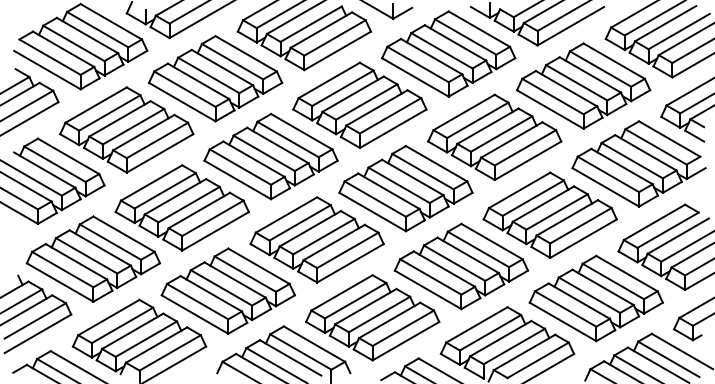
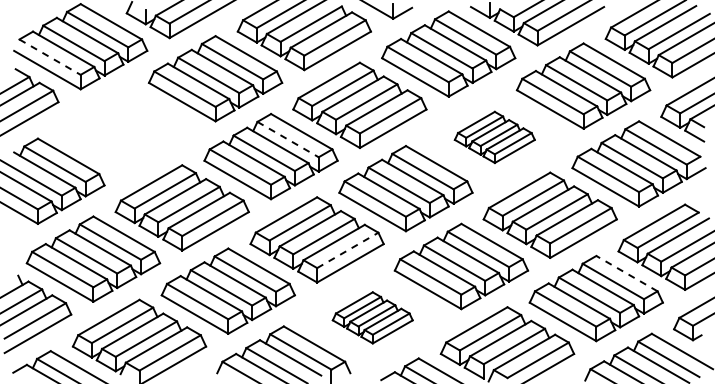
line: solid -> dashed (50, 57)
part: present -> none (126, 129)
part size: 136x89 px -> 83x55 px (494, 137)
line: solid -> dashed (288, 139)
line: solid -> dashed (348, 250)
line: solid -> dashed (626, 273)
part size: 136x88 px -> 83x54 px (372, 317)
